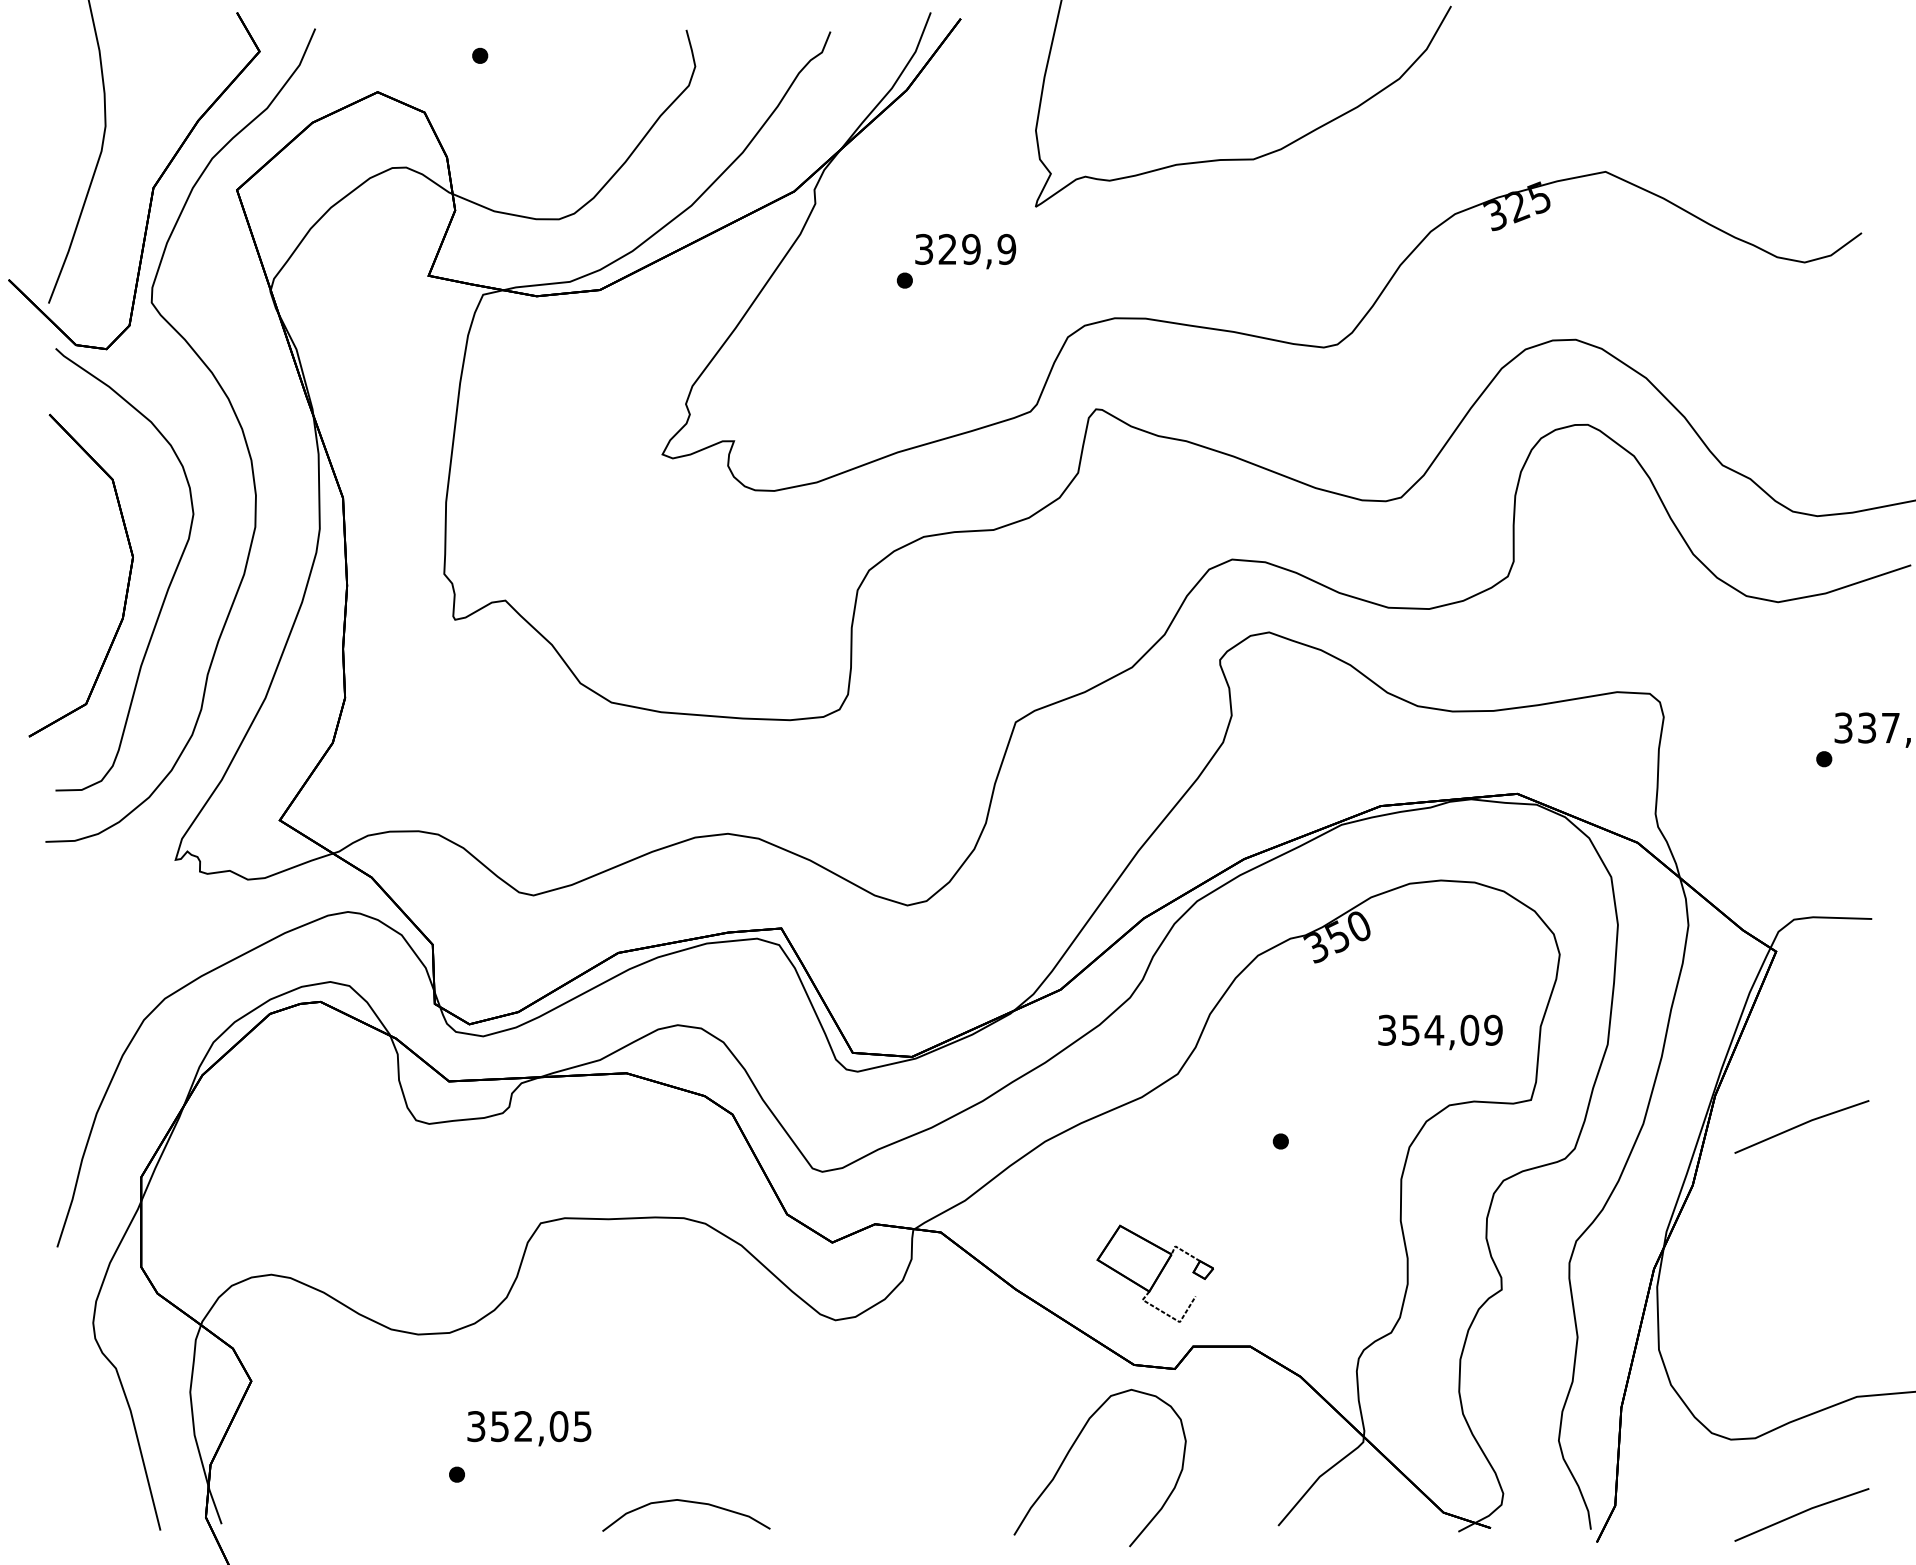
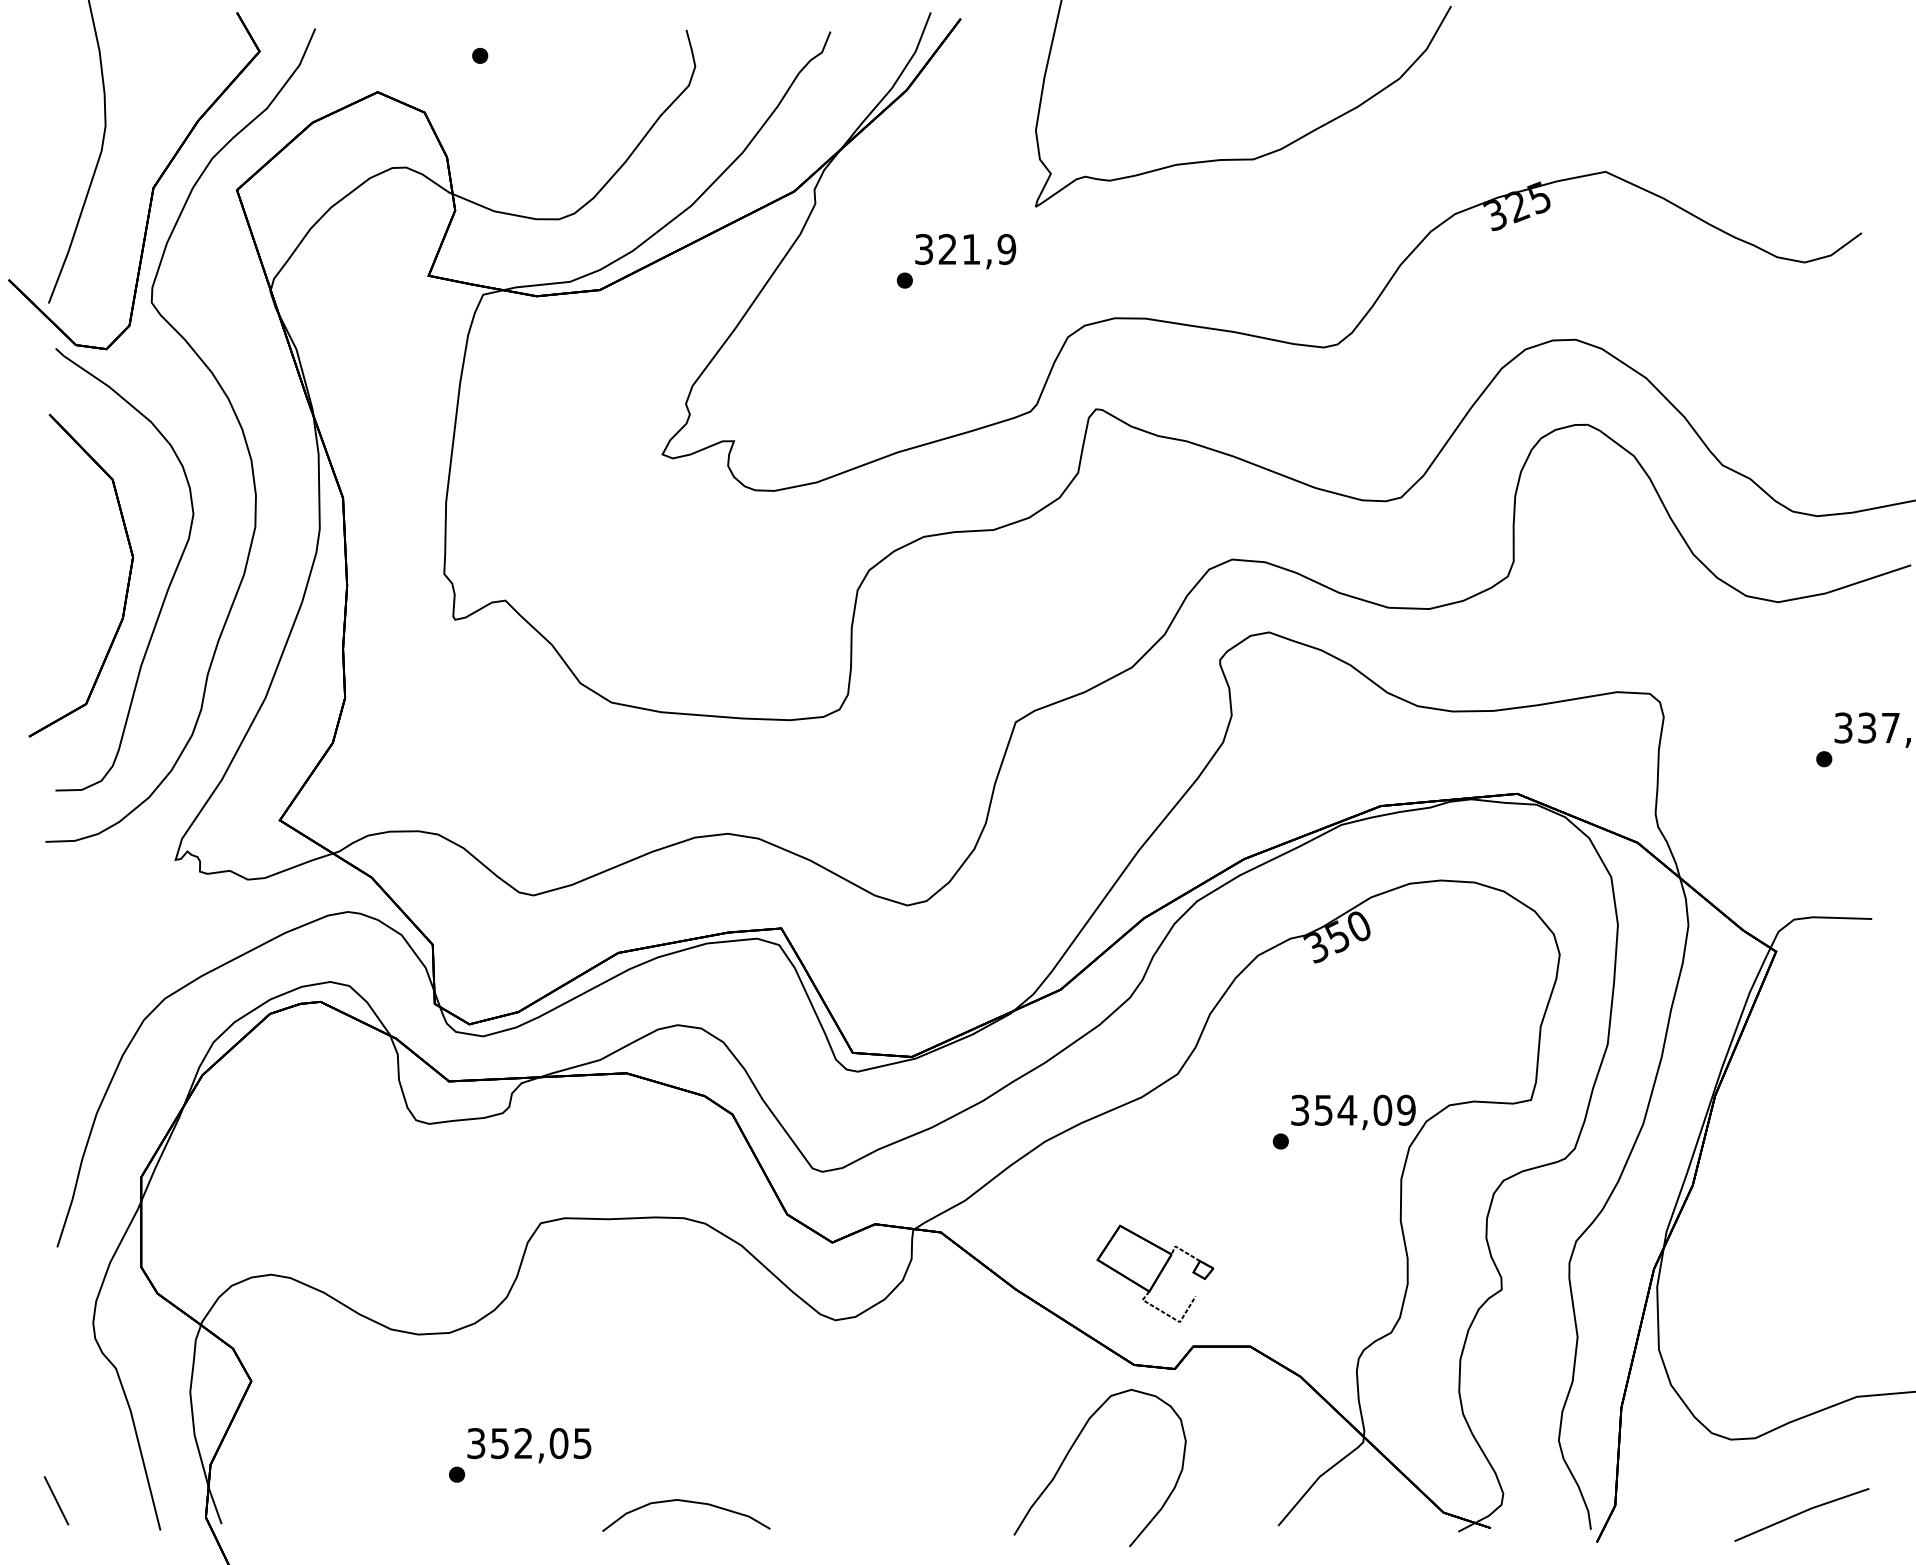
text: 329,9 -> 321,9 (971, 248)
text position: (1440, 1032) -> (1353, 1112) (1353, 1112)
line: present -> none (1801, 1125)
text position: (529, 1428) -> (529, 1445) (529, 1445)
line: none -> present (56, 1500)
